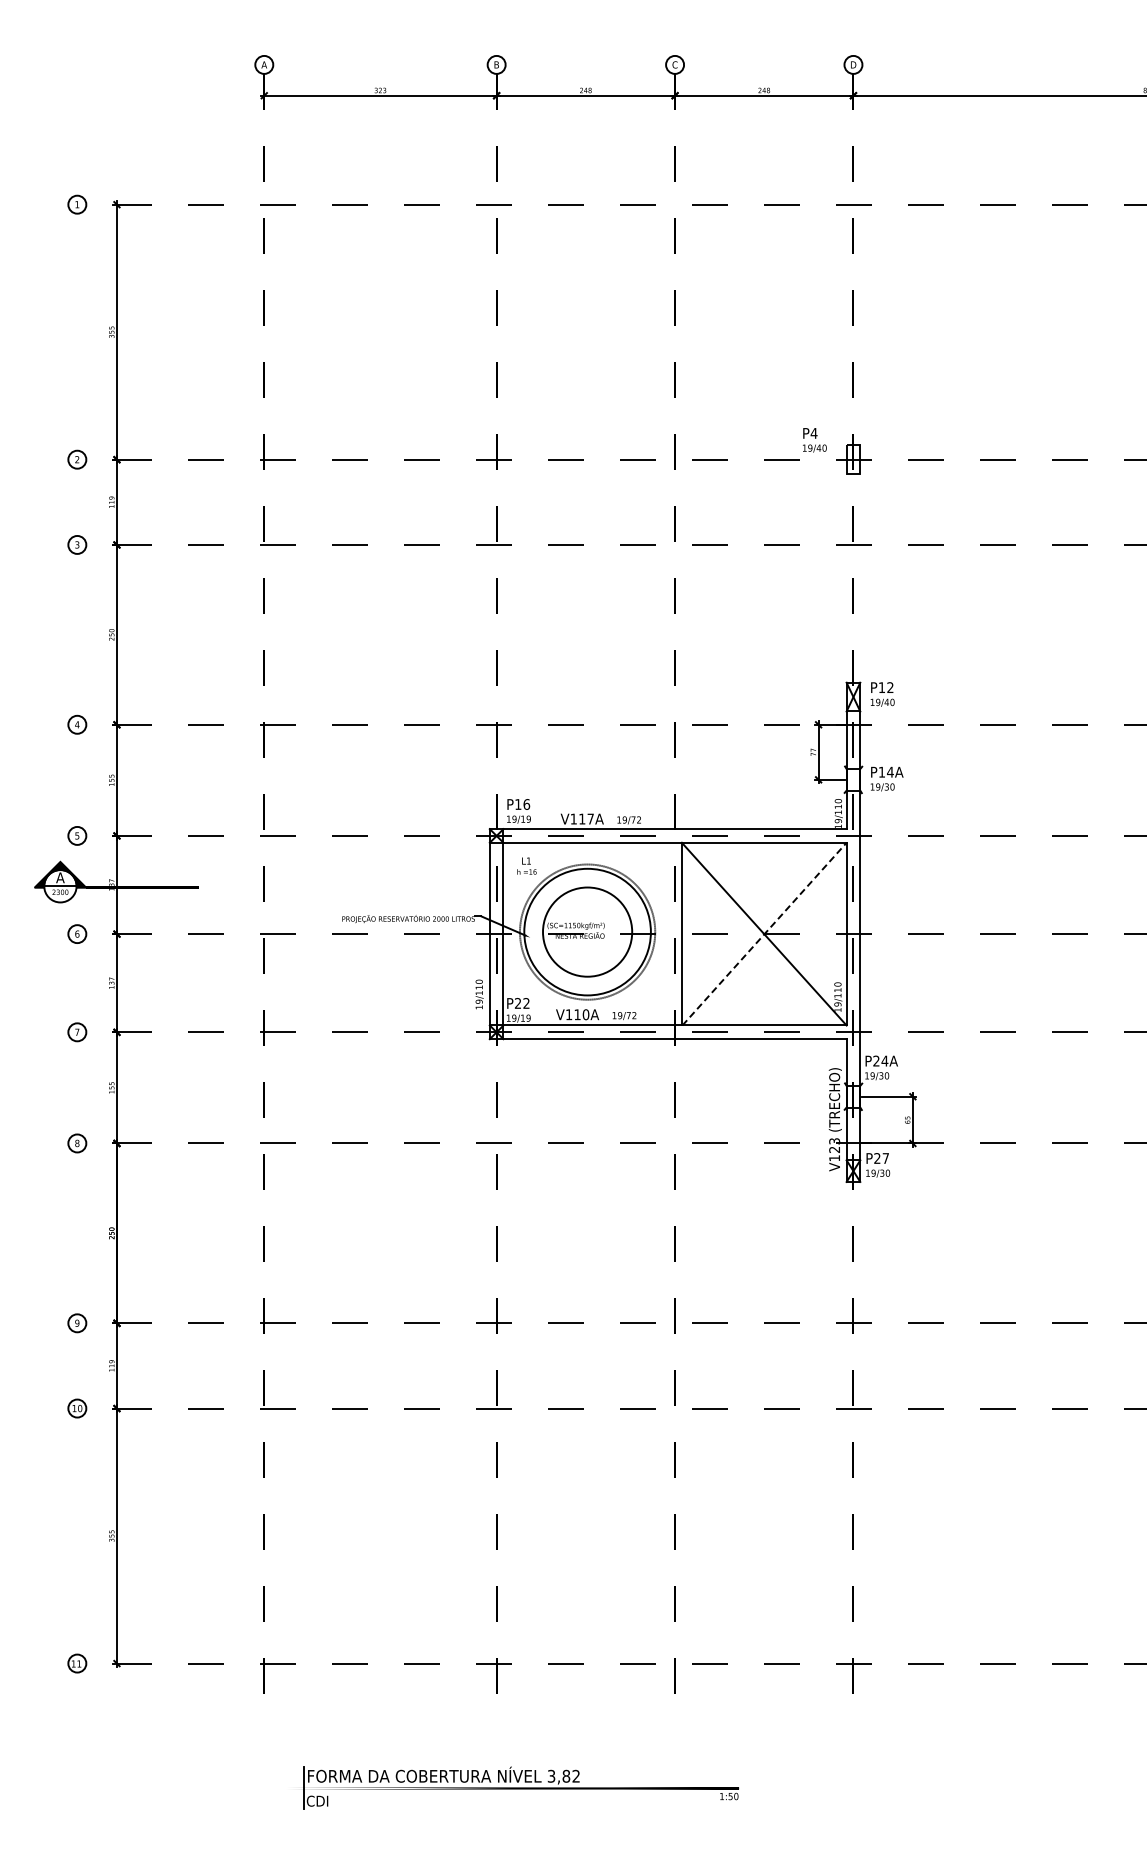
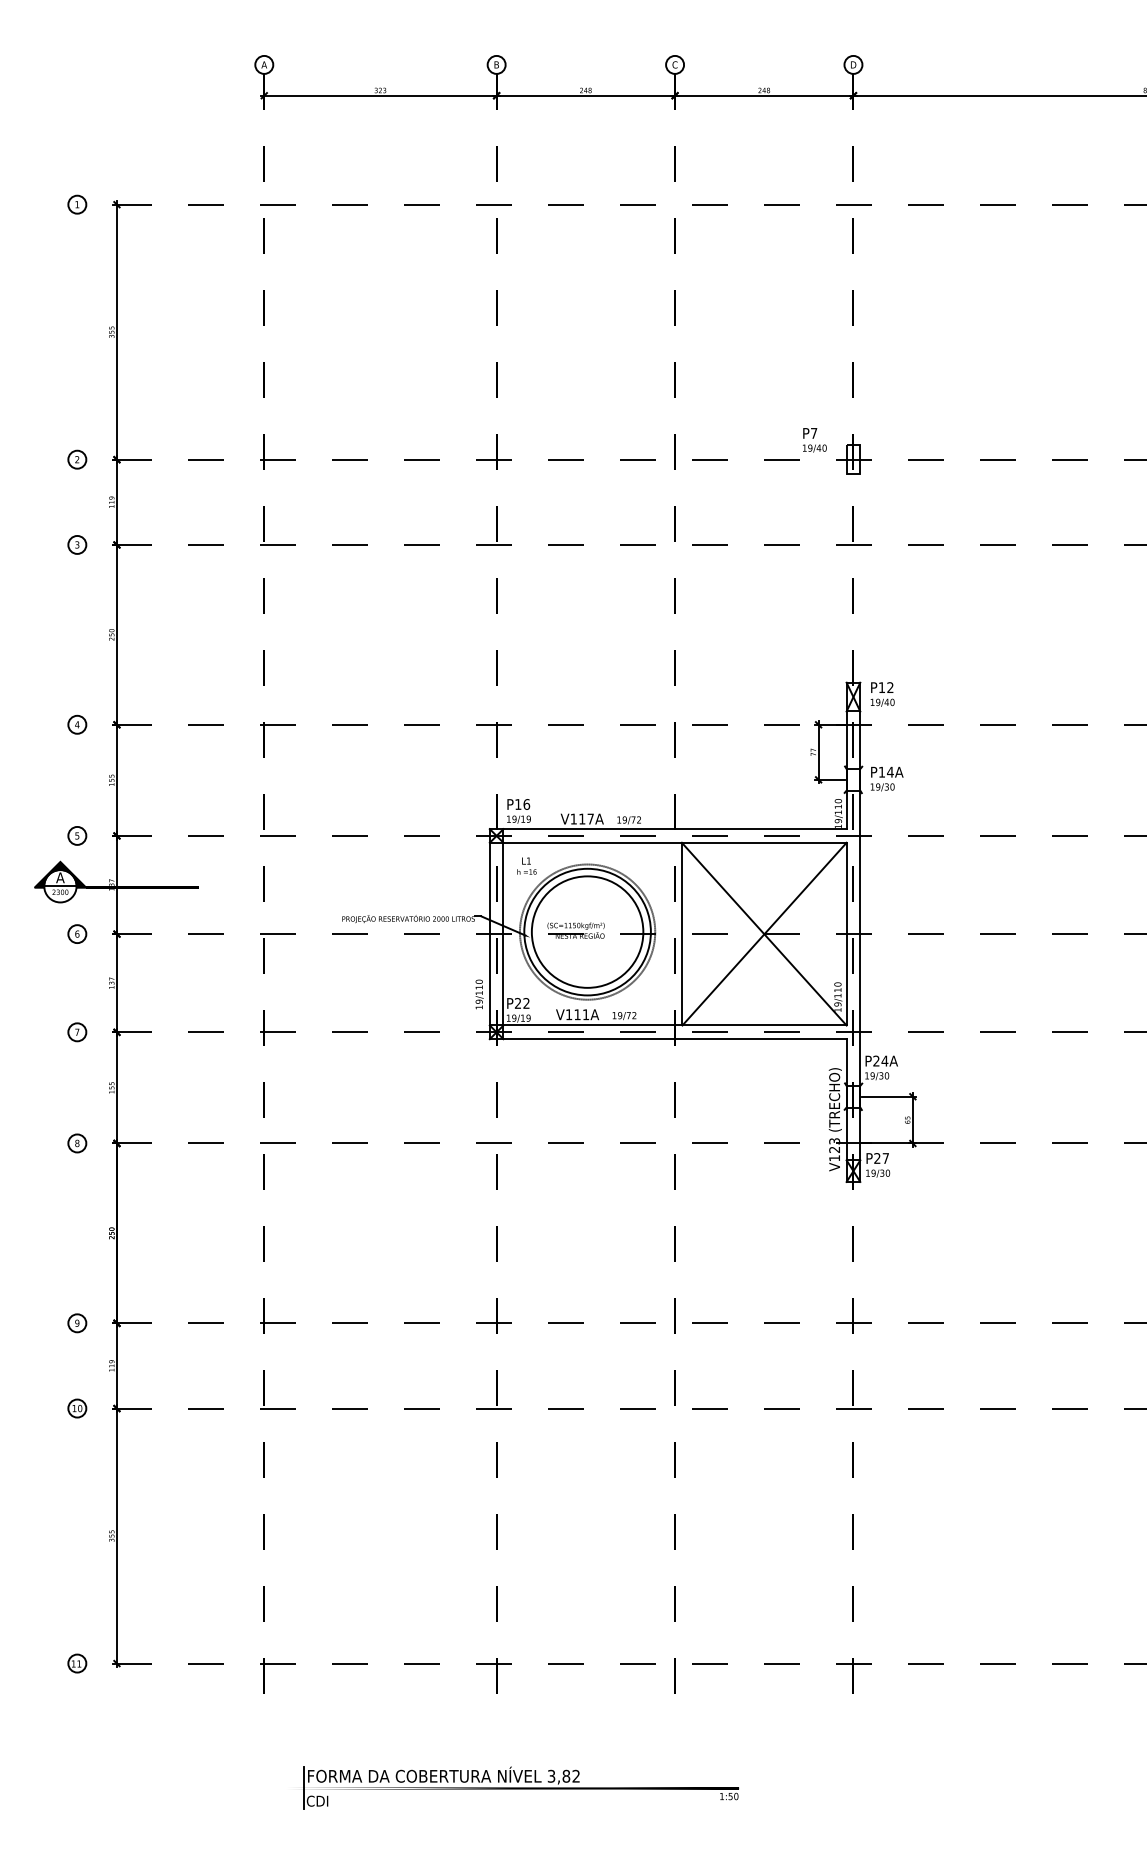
text: P4 -> P7 (813, 433)
circle diameter: 89 px -> 112 px (587, 931)
line: dashed -> solid (764, 934)
text: V110A -> V111A (585, 1014)
